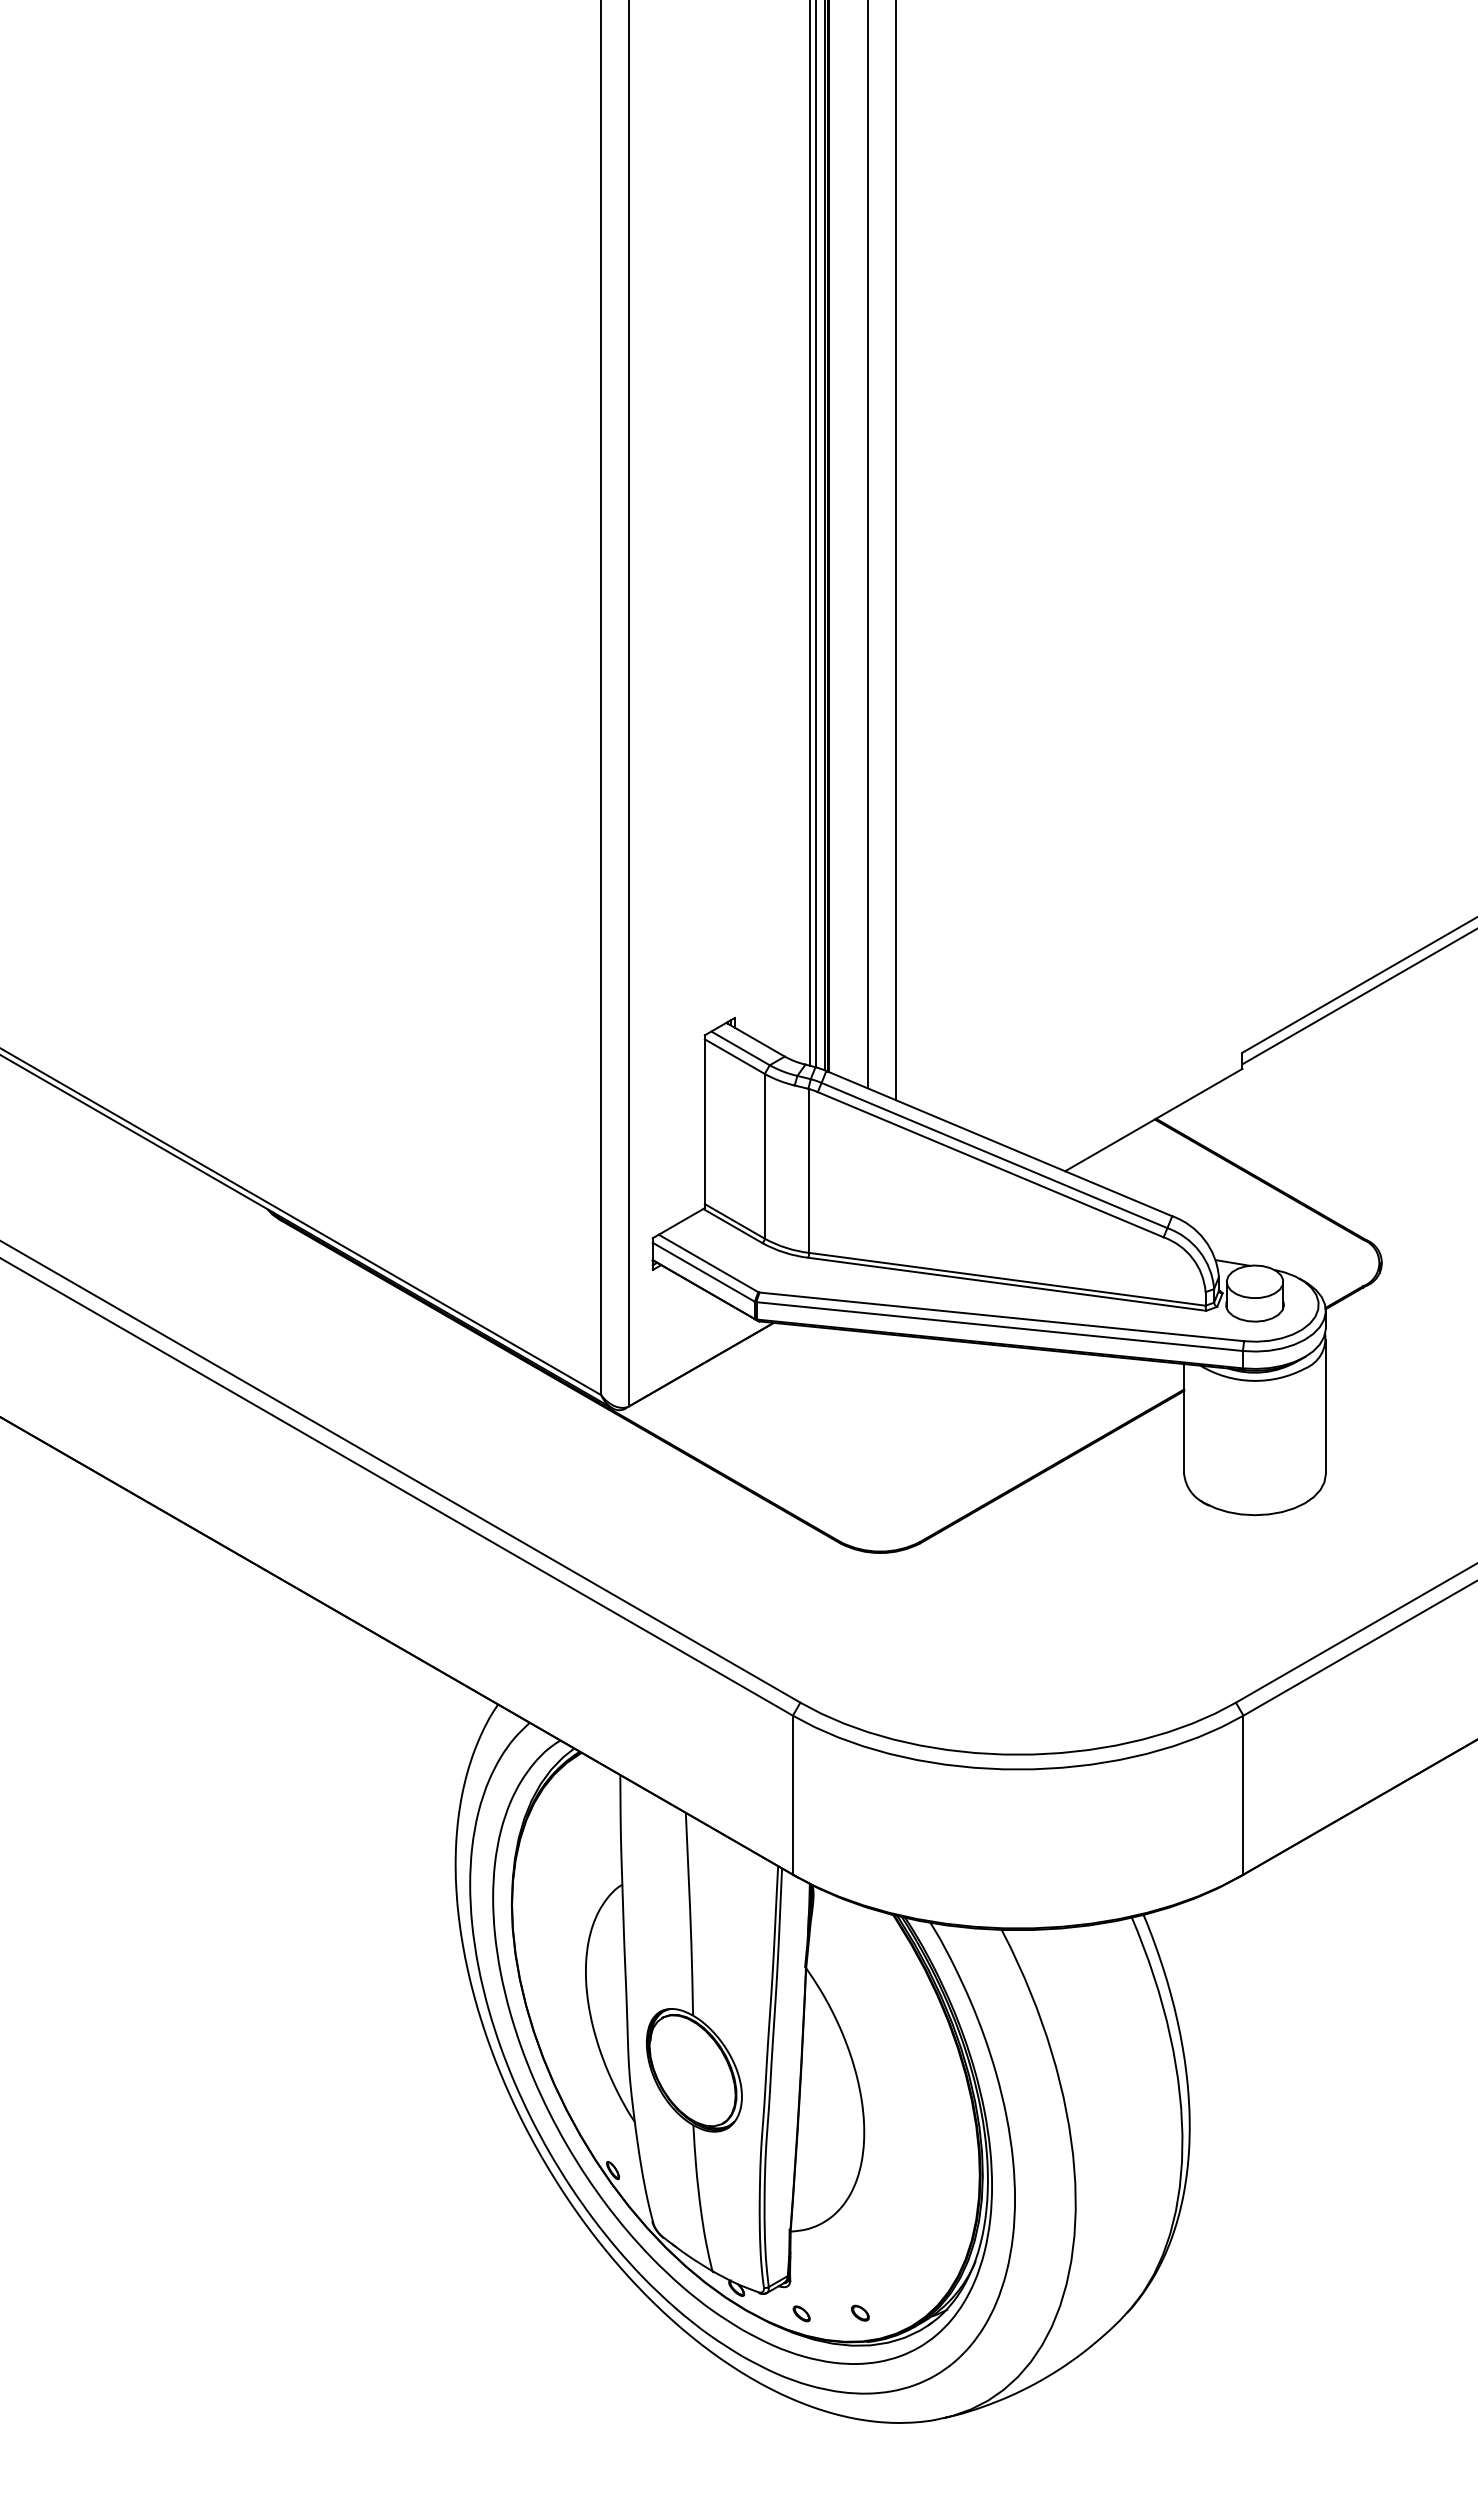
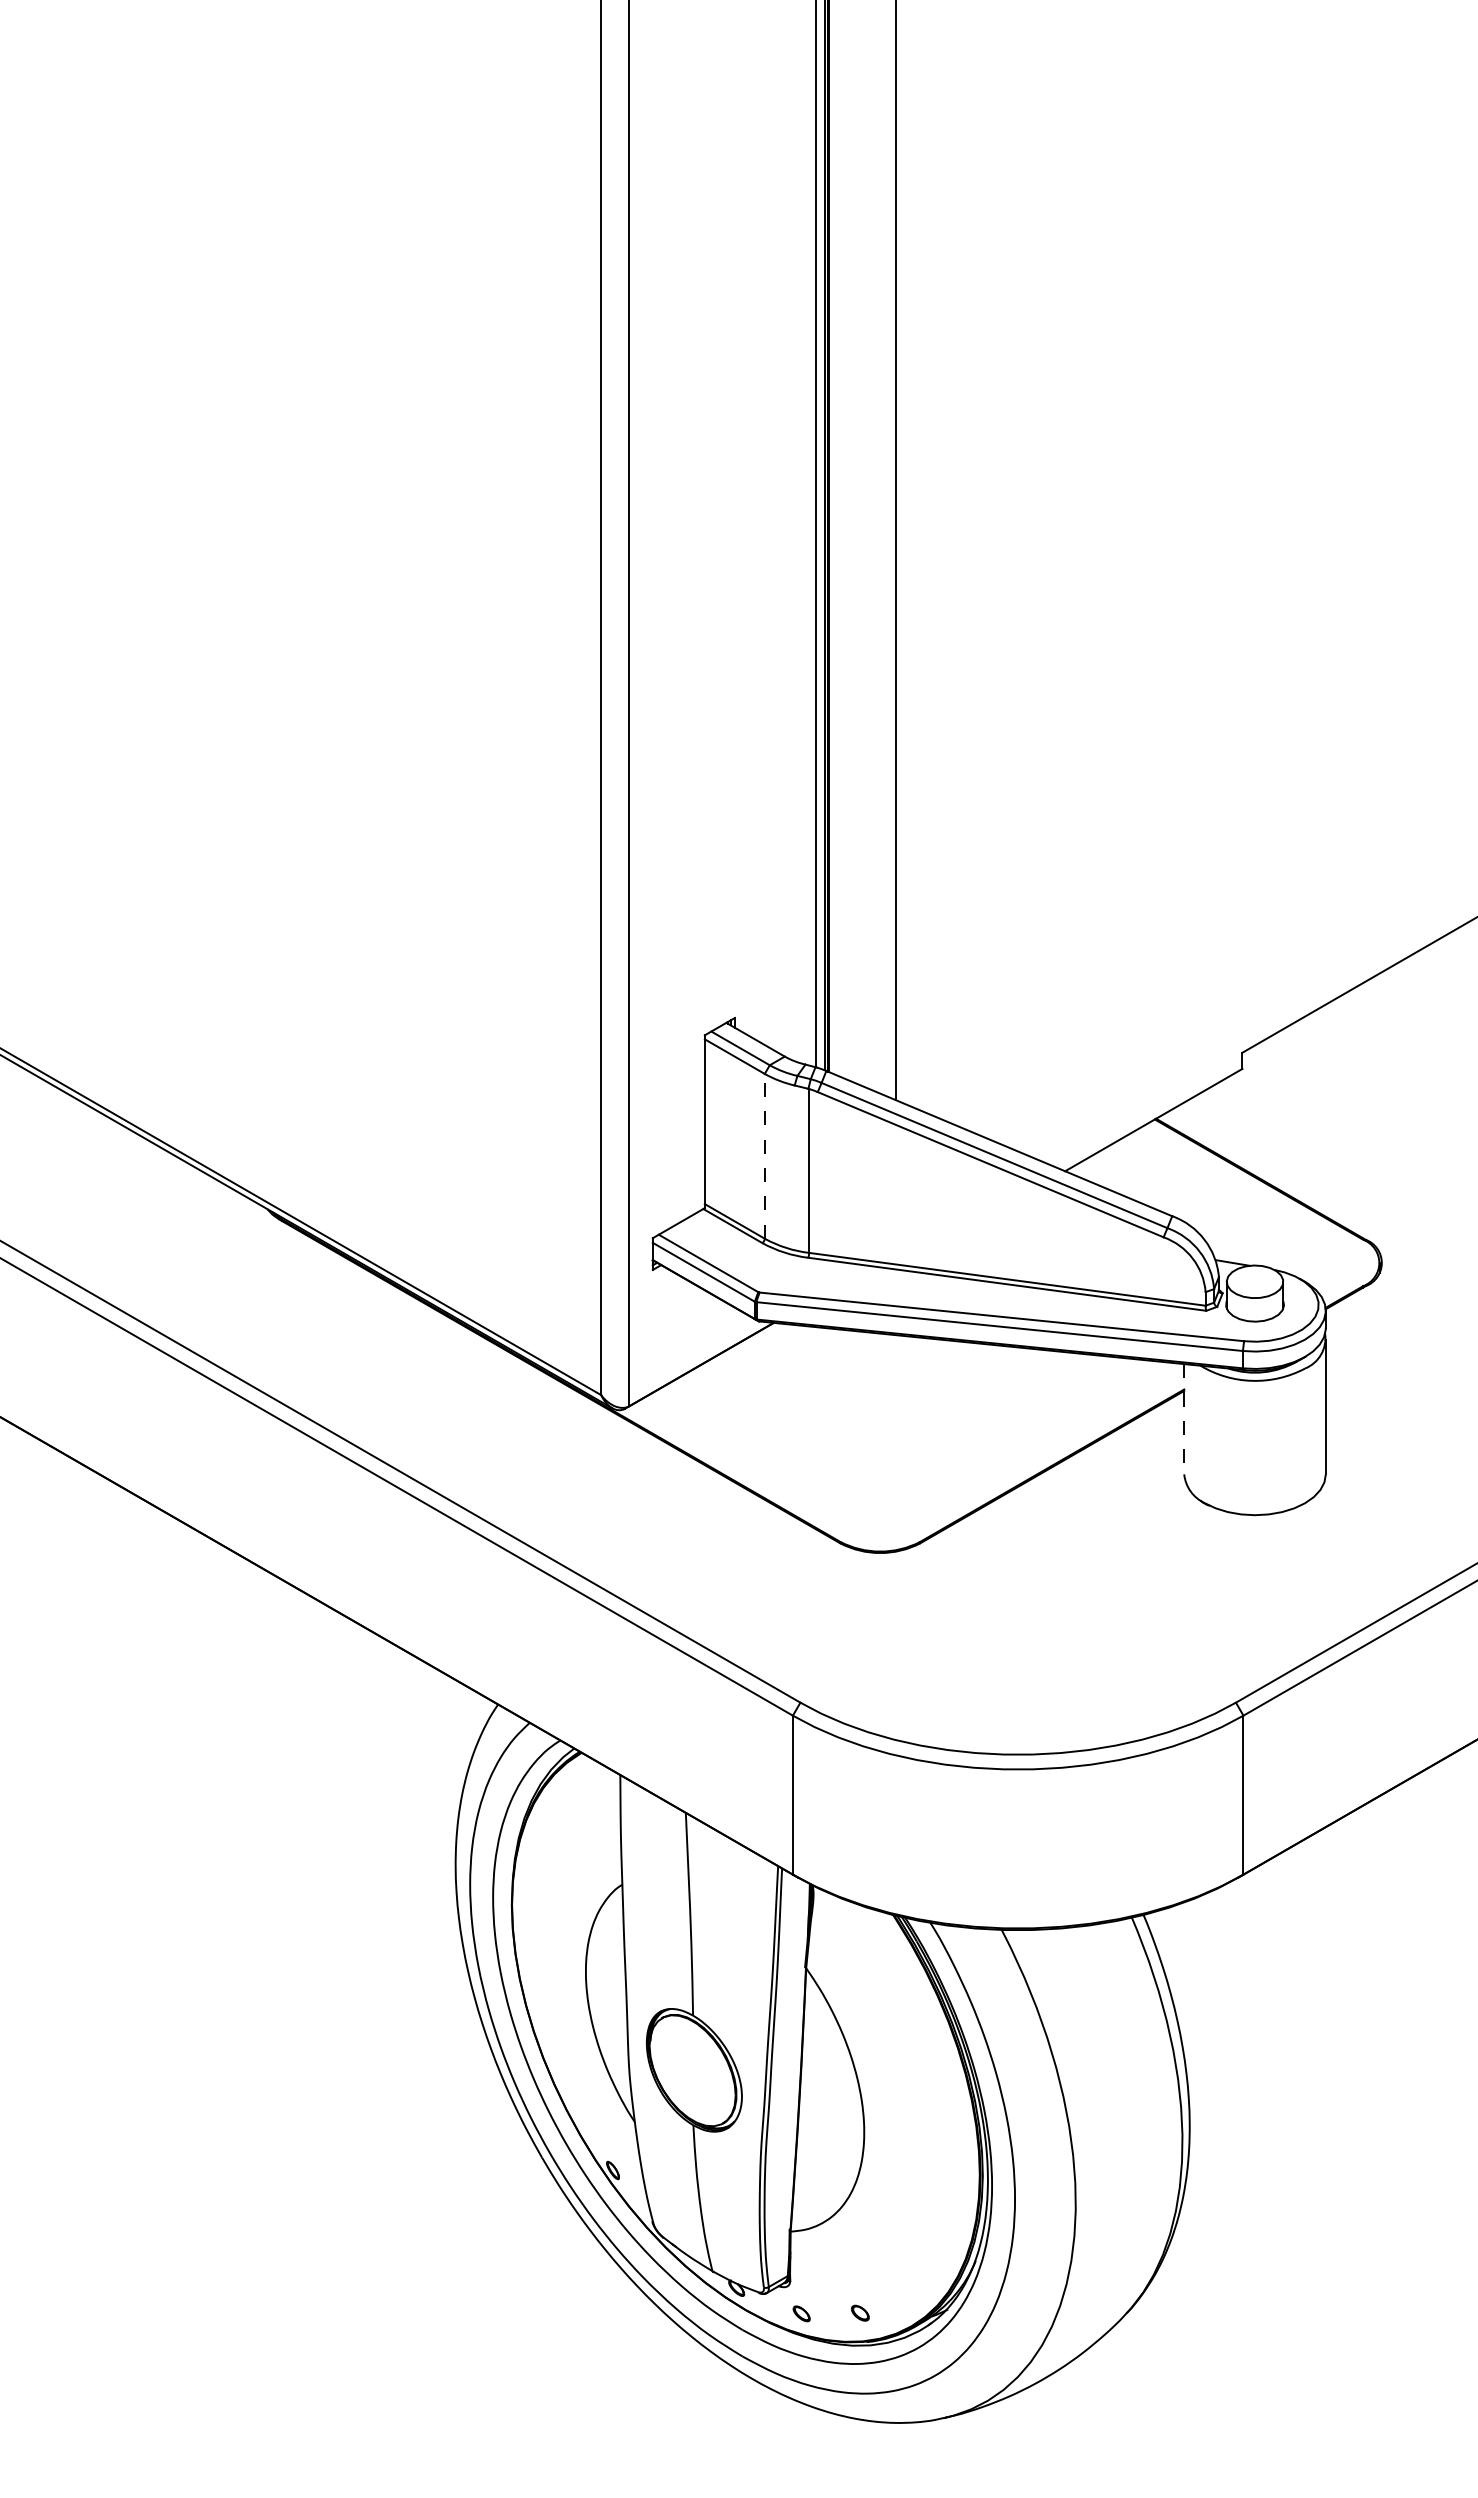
line: present -> none (810, 533)
line: present -> none (868, 545)
line: present -> none (1358, 997)
line: solid -> dashed (764, 1155)
line: solid -> dashed (1184, 1419)
